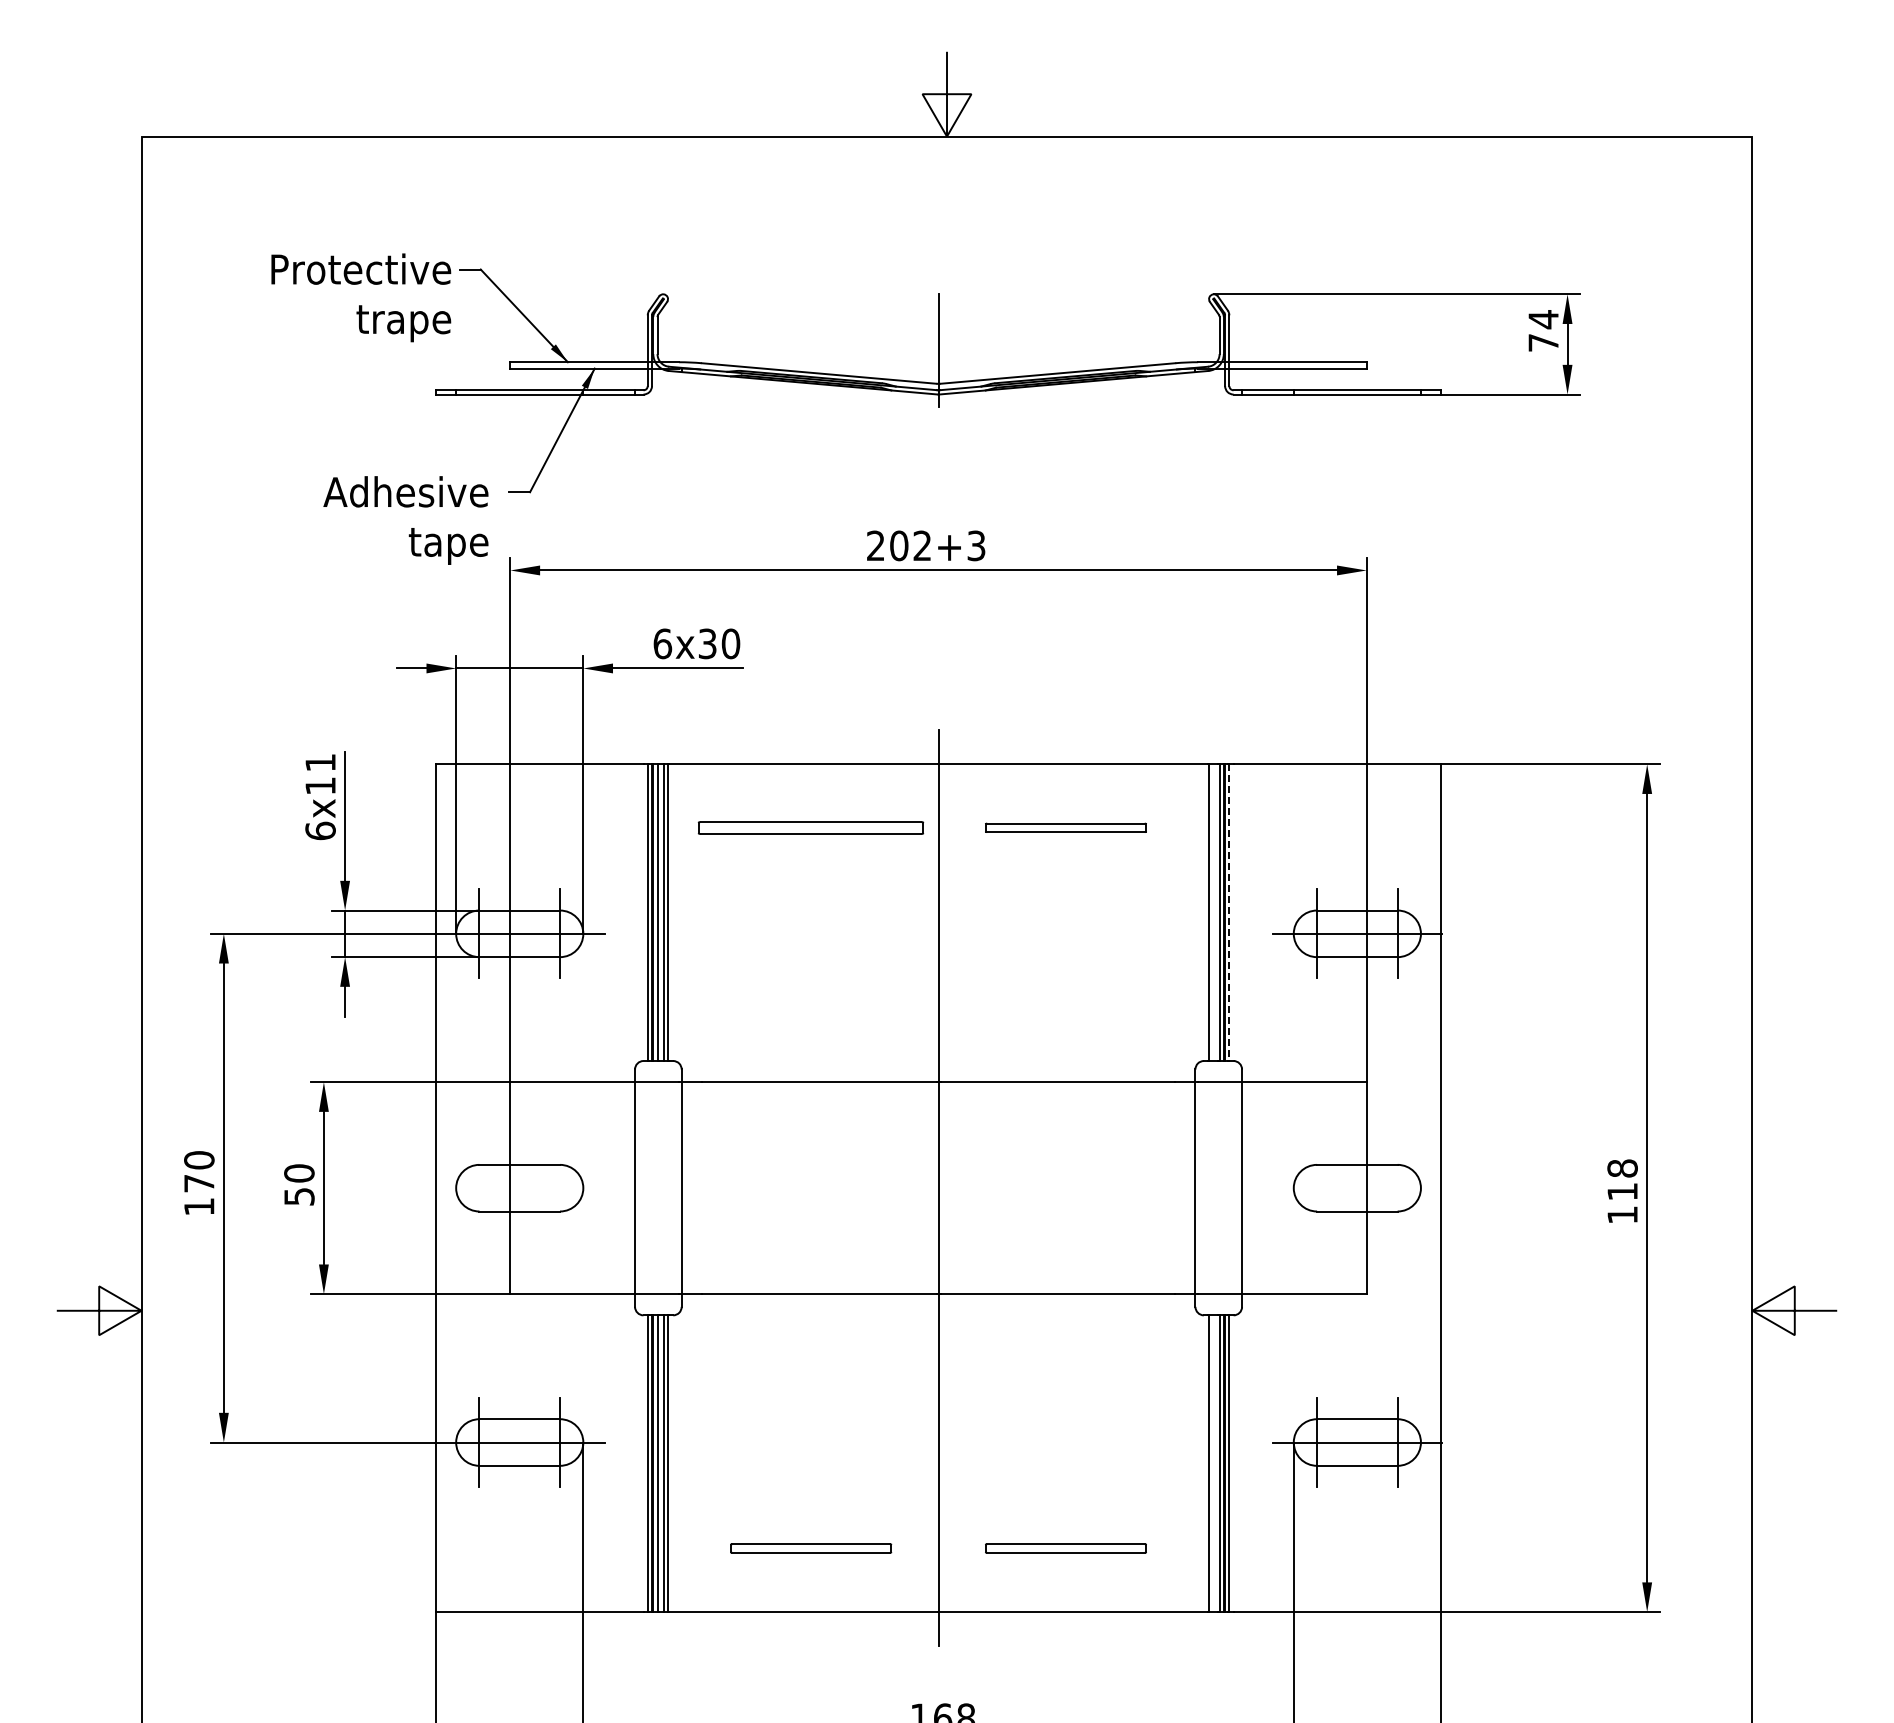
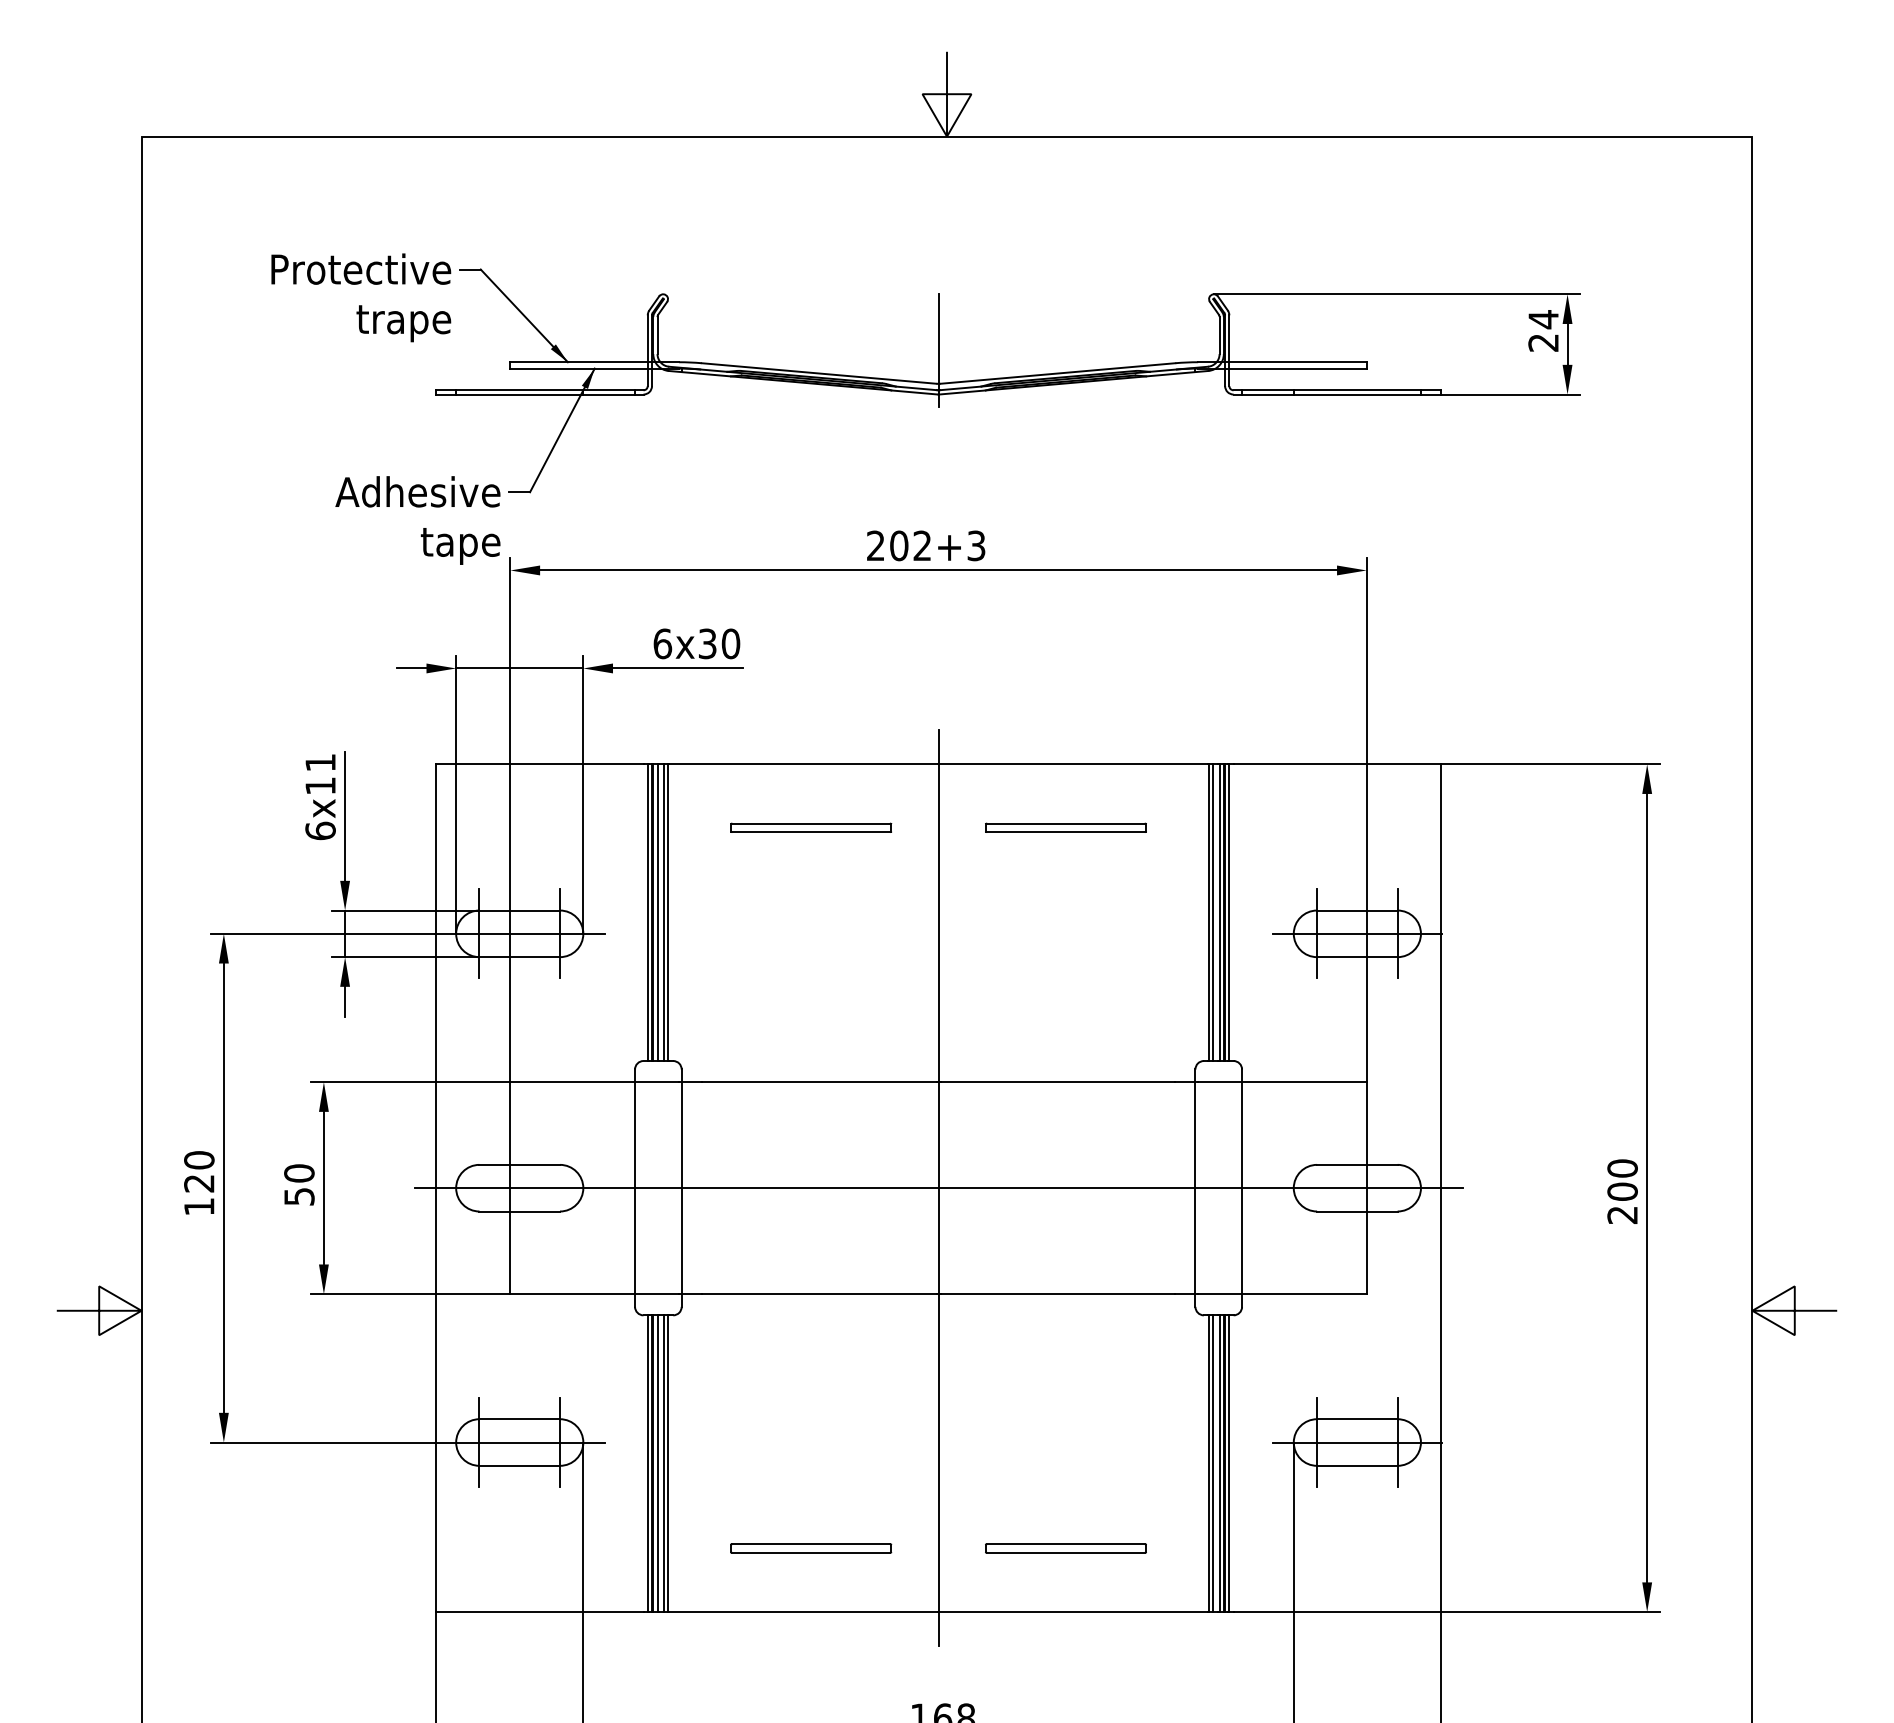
text: 74 -> 24 (1543, 342)
text position: (405, 520) -> (417, 520) (417, 520)
part size: 228x14 px -> 163x11 px (811, 827)
line: none -> present (1213, 912)
line: dashed -> solid (1229, 913)
text: 170 -> 120 (199, 1183)
line: none -> present (938, 1188)
text: 118 -> 200 (1622, 1191)
line: none -> present (1213, 1463)
